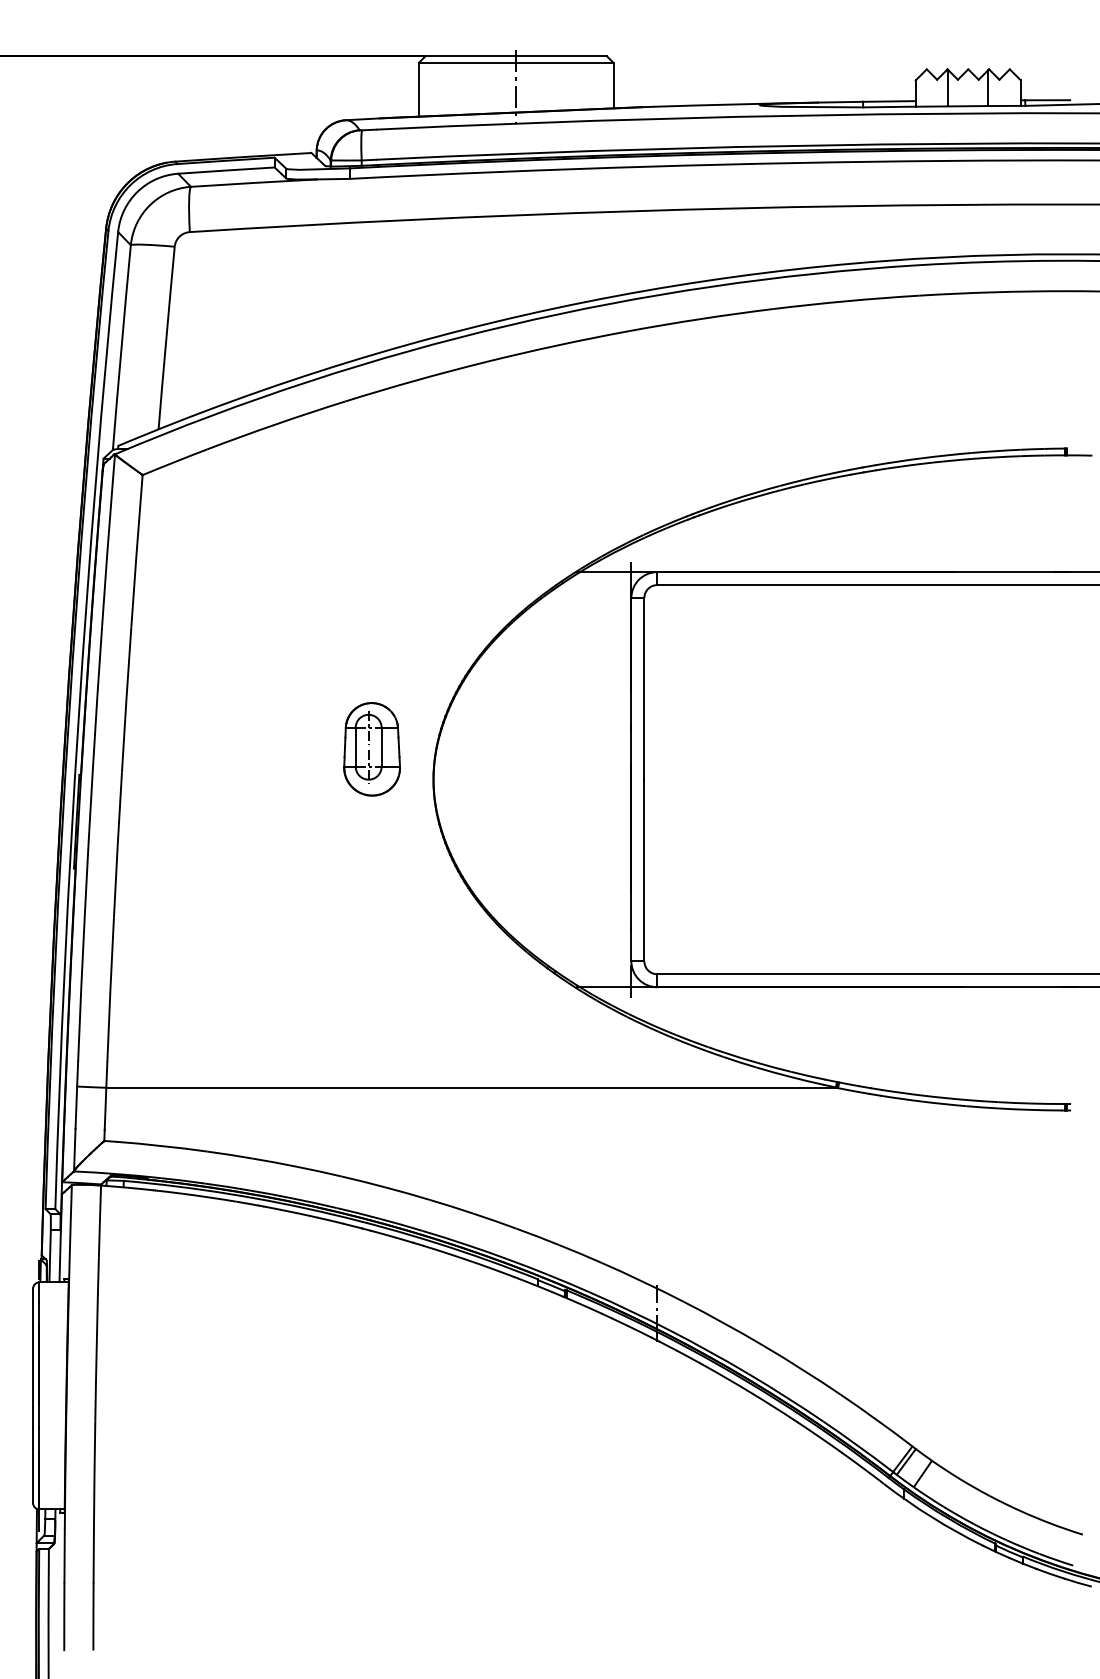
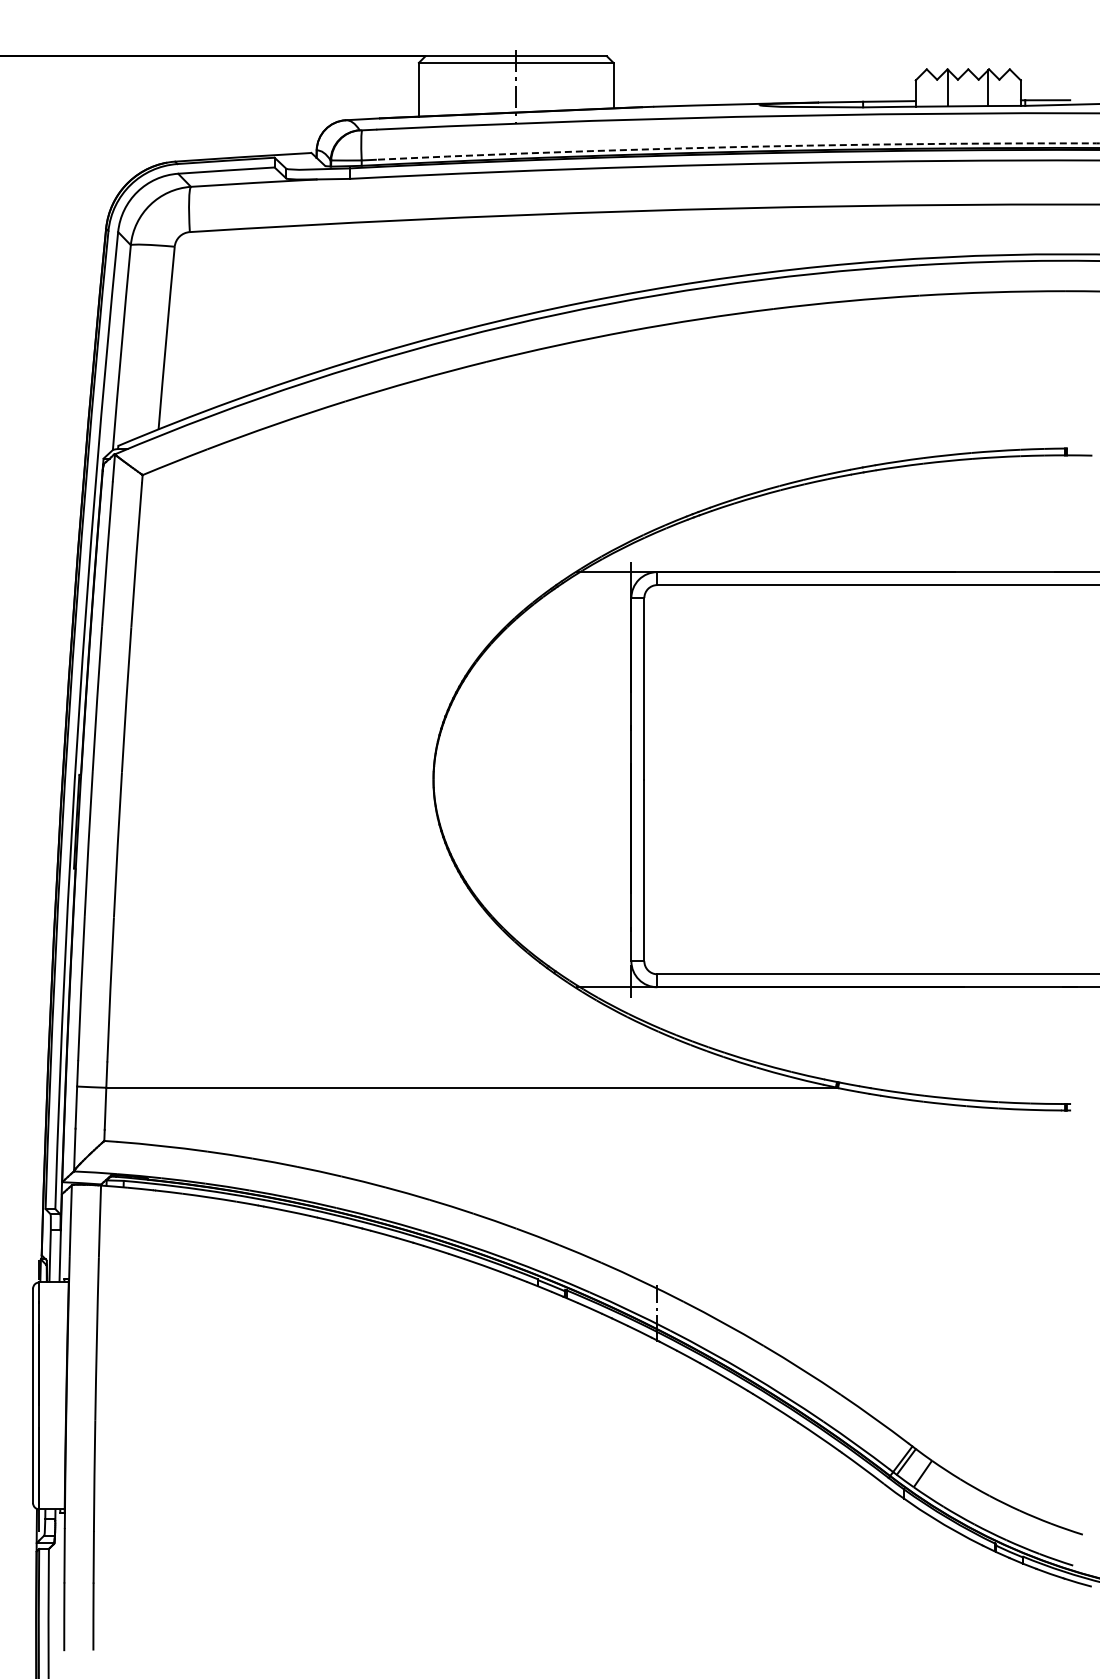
arc: solid -> dashed (737, 147)
part: present -> none (371, 749)
